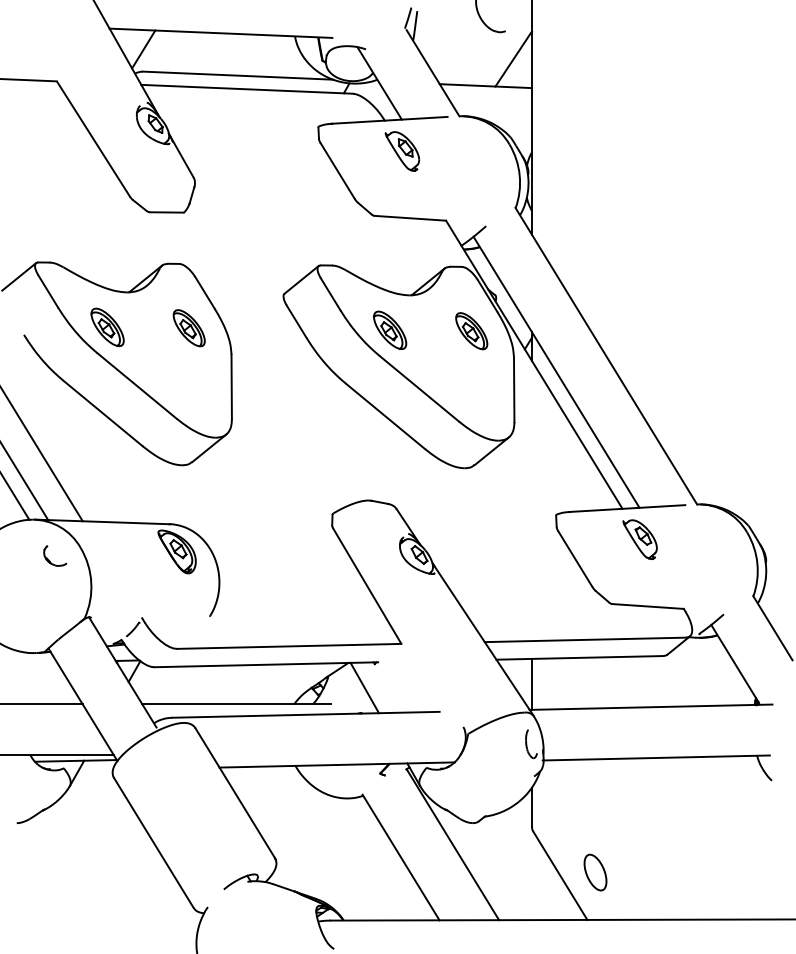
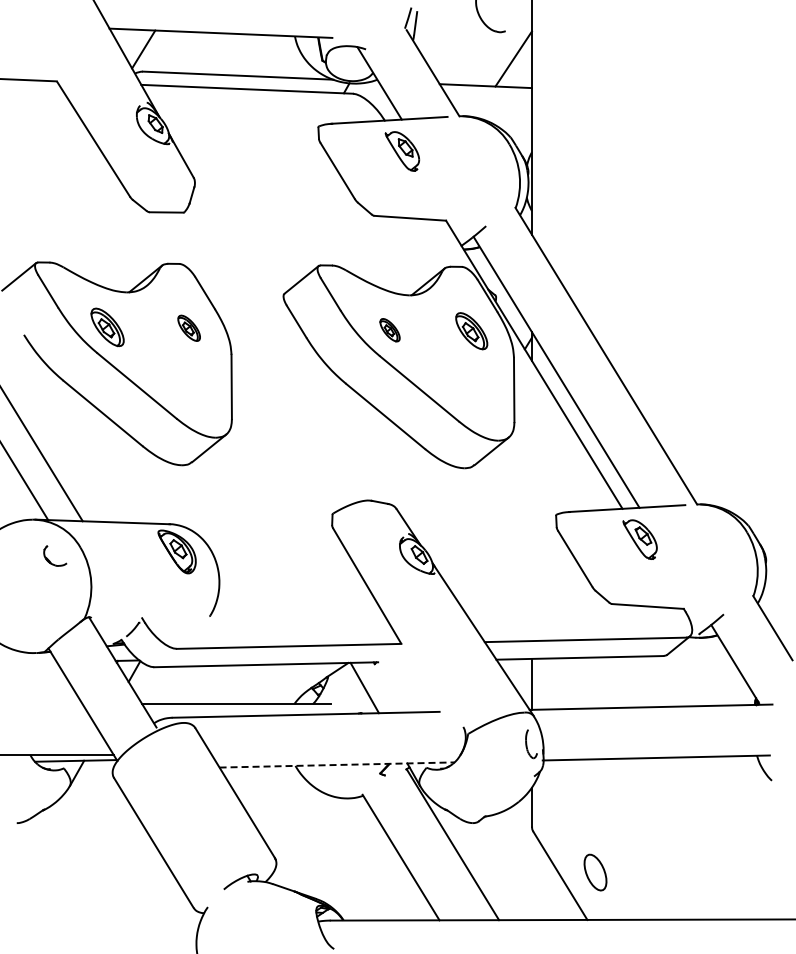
part size: 34x39 px -> 24x28 px (188, 327)
part size: 36x40 px -> 22x25 px (389, 330)
line: present -> none (15, 497)
line: present -> none (42, 704)
line: solid -> dashed (337, 764)
